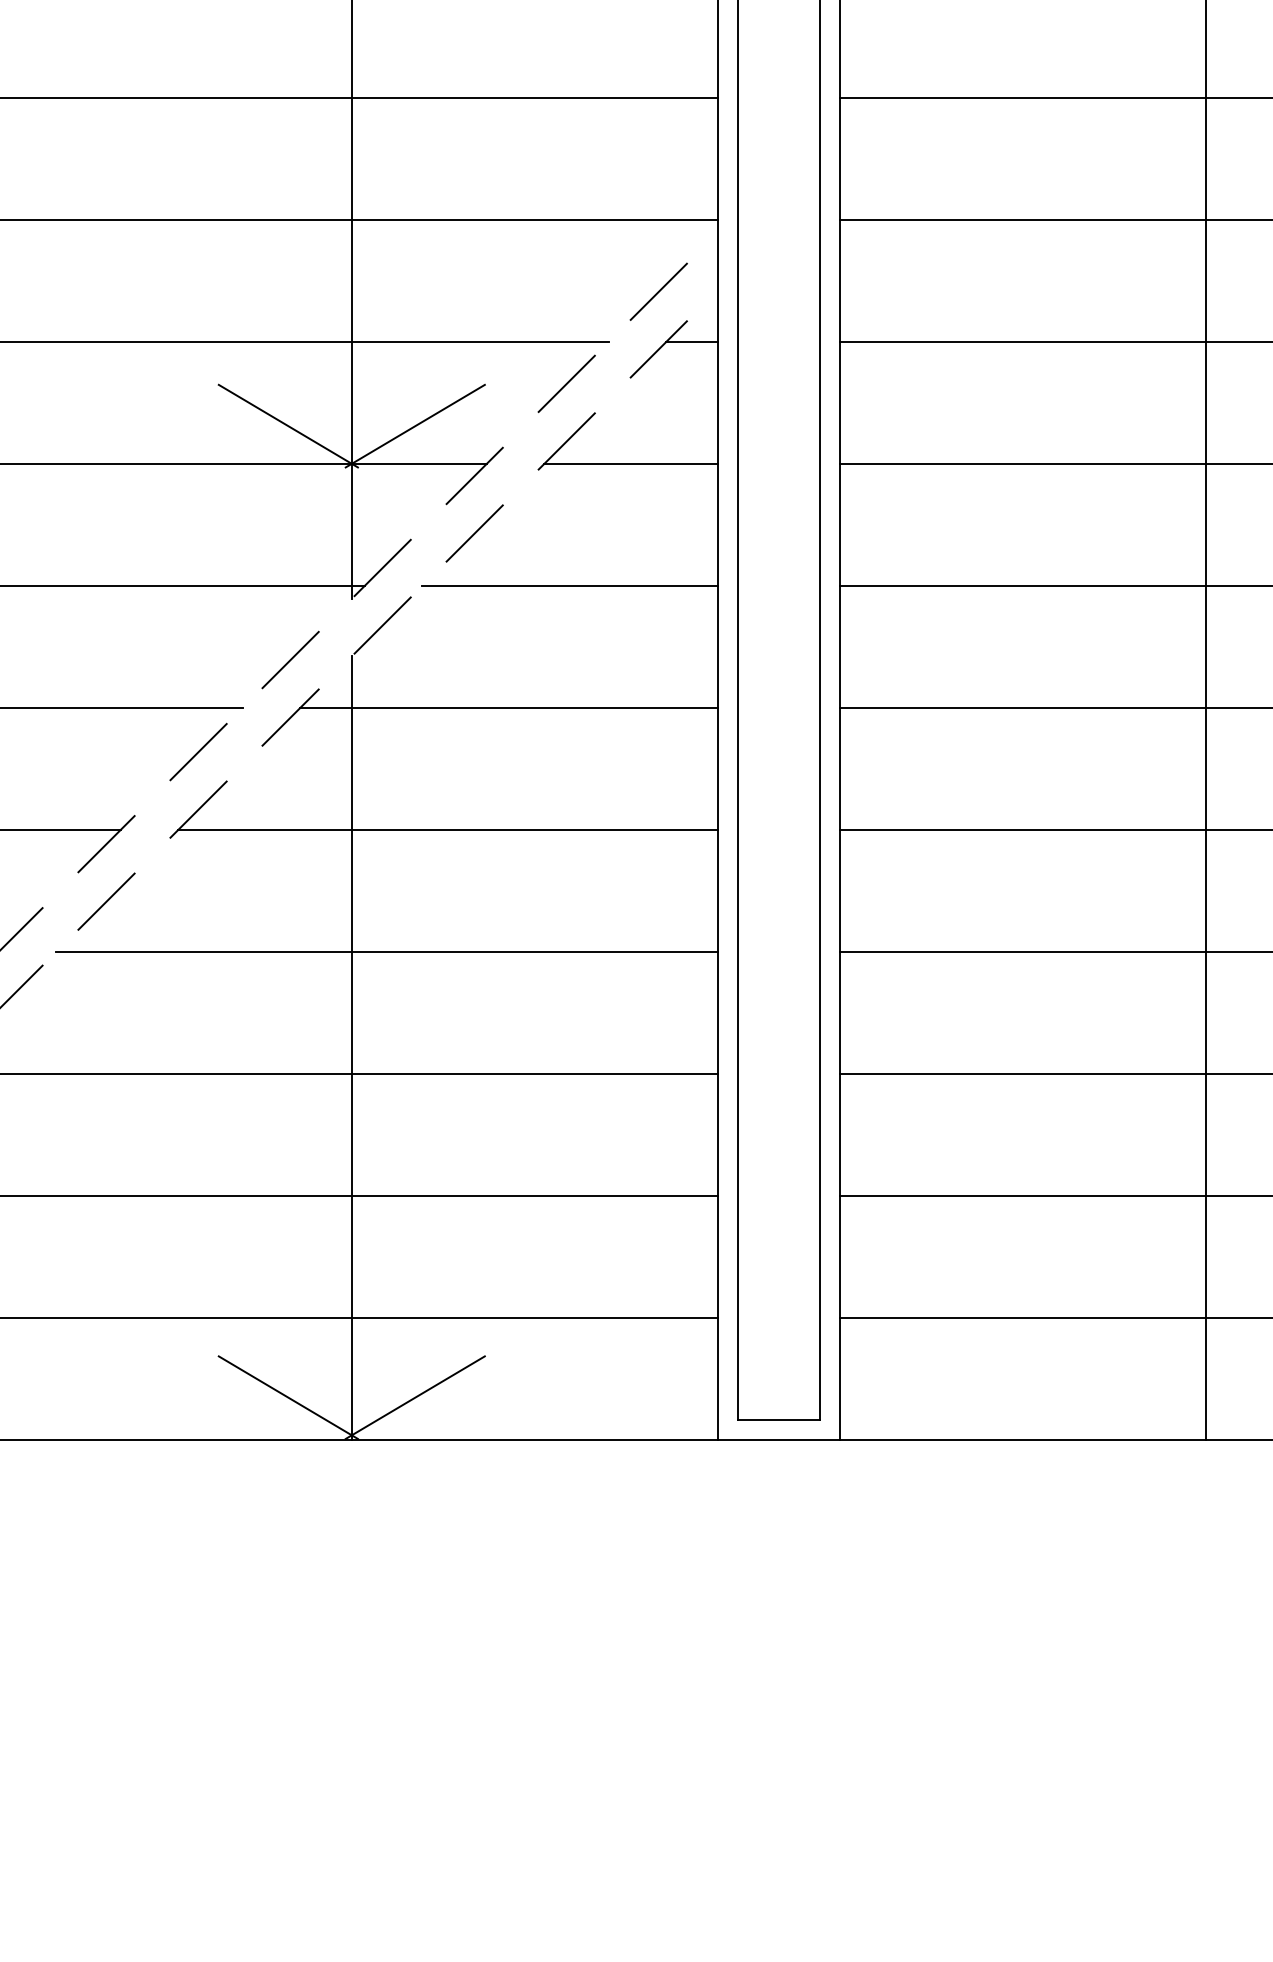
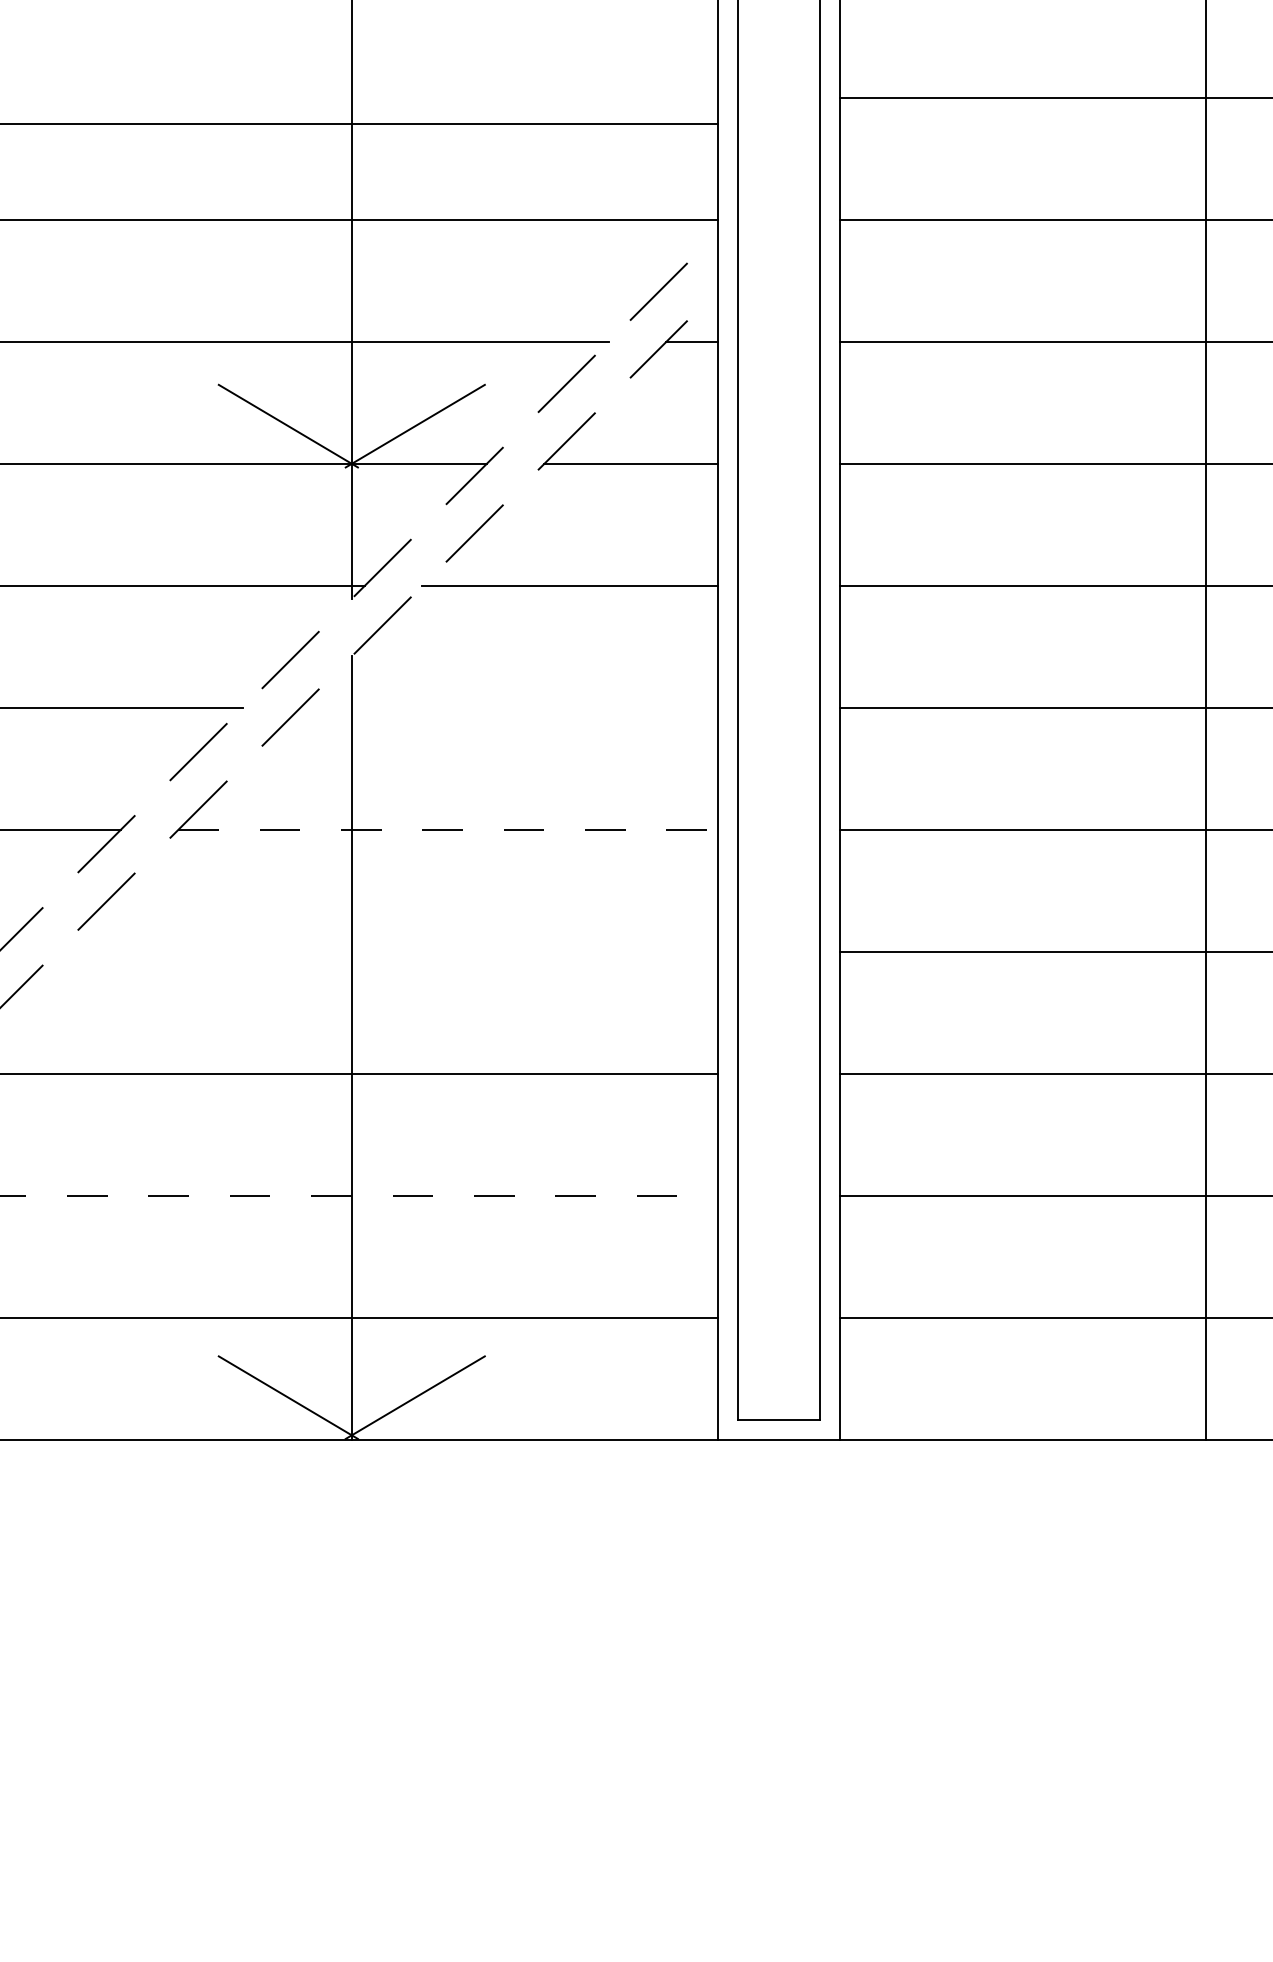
line position: (359, 97) -> (359, 123) (359, 123)
line: present -> none (508, 707)
line: solid -> dashed (448, 829)
line: present -> none (386, 952)
line: solid -> dashed (359, 1196)
